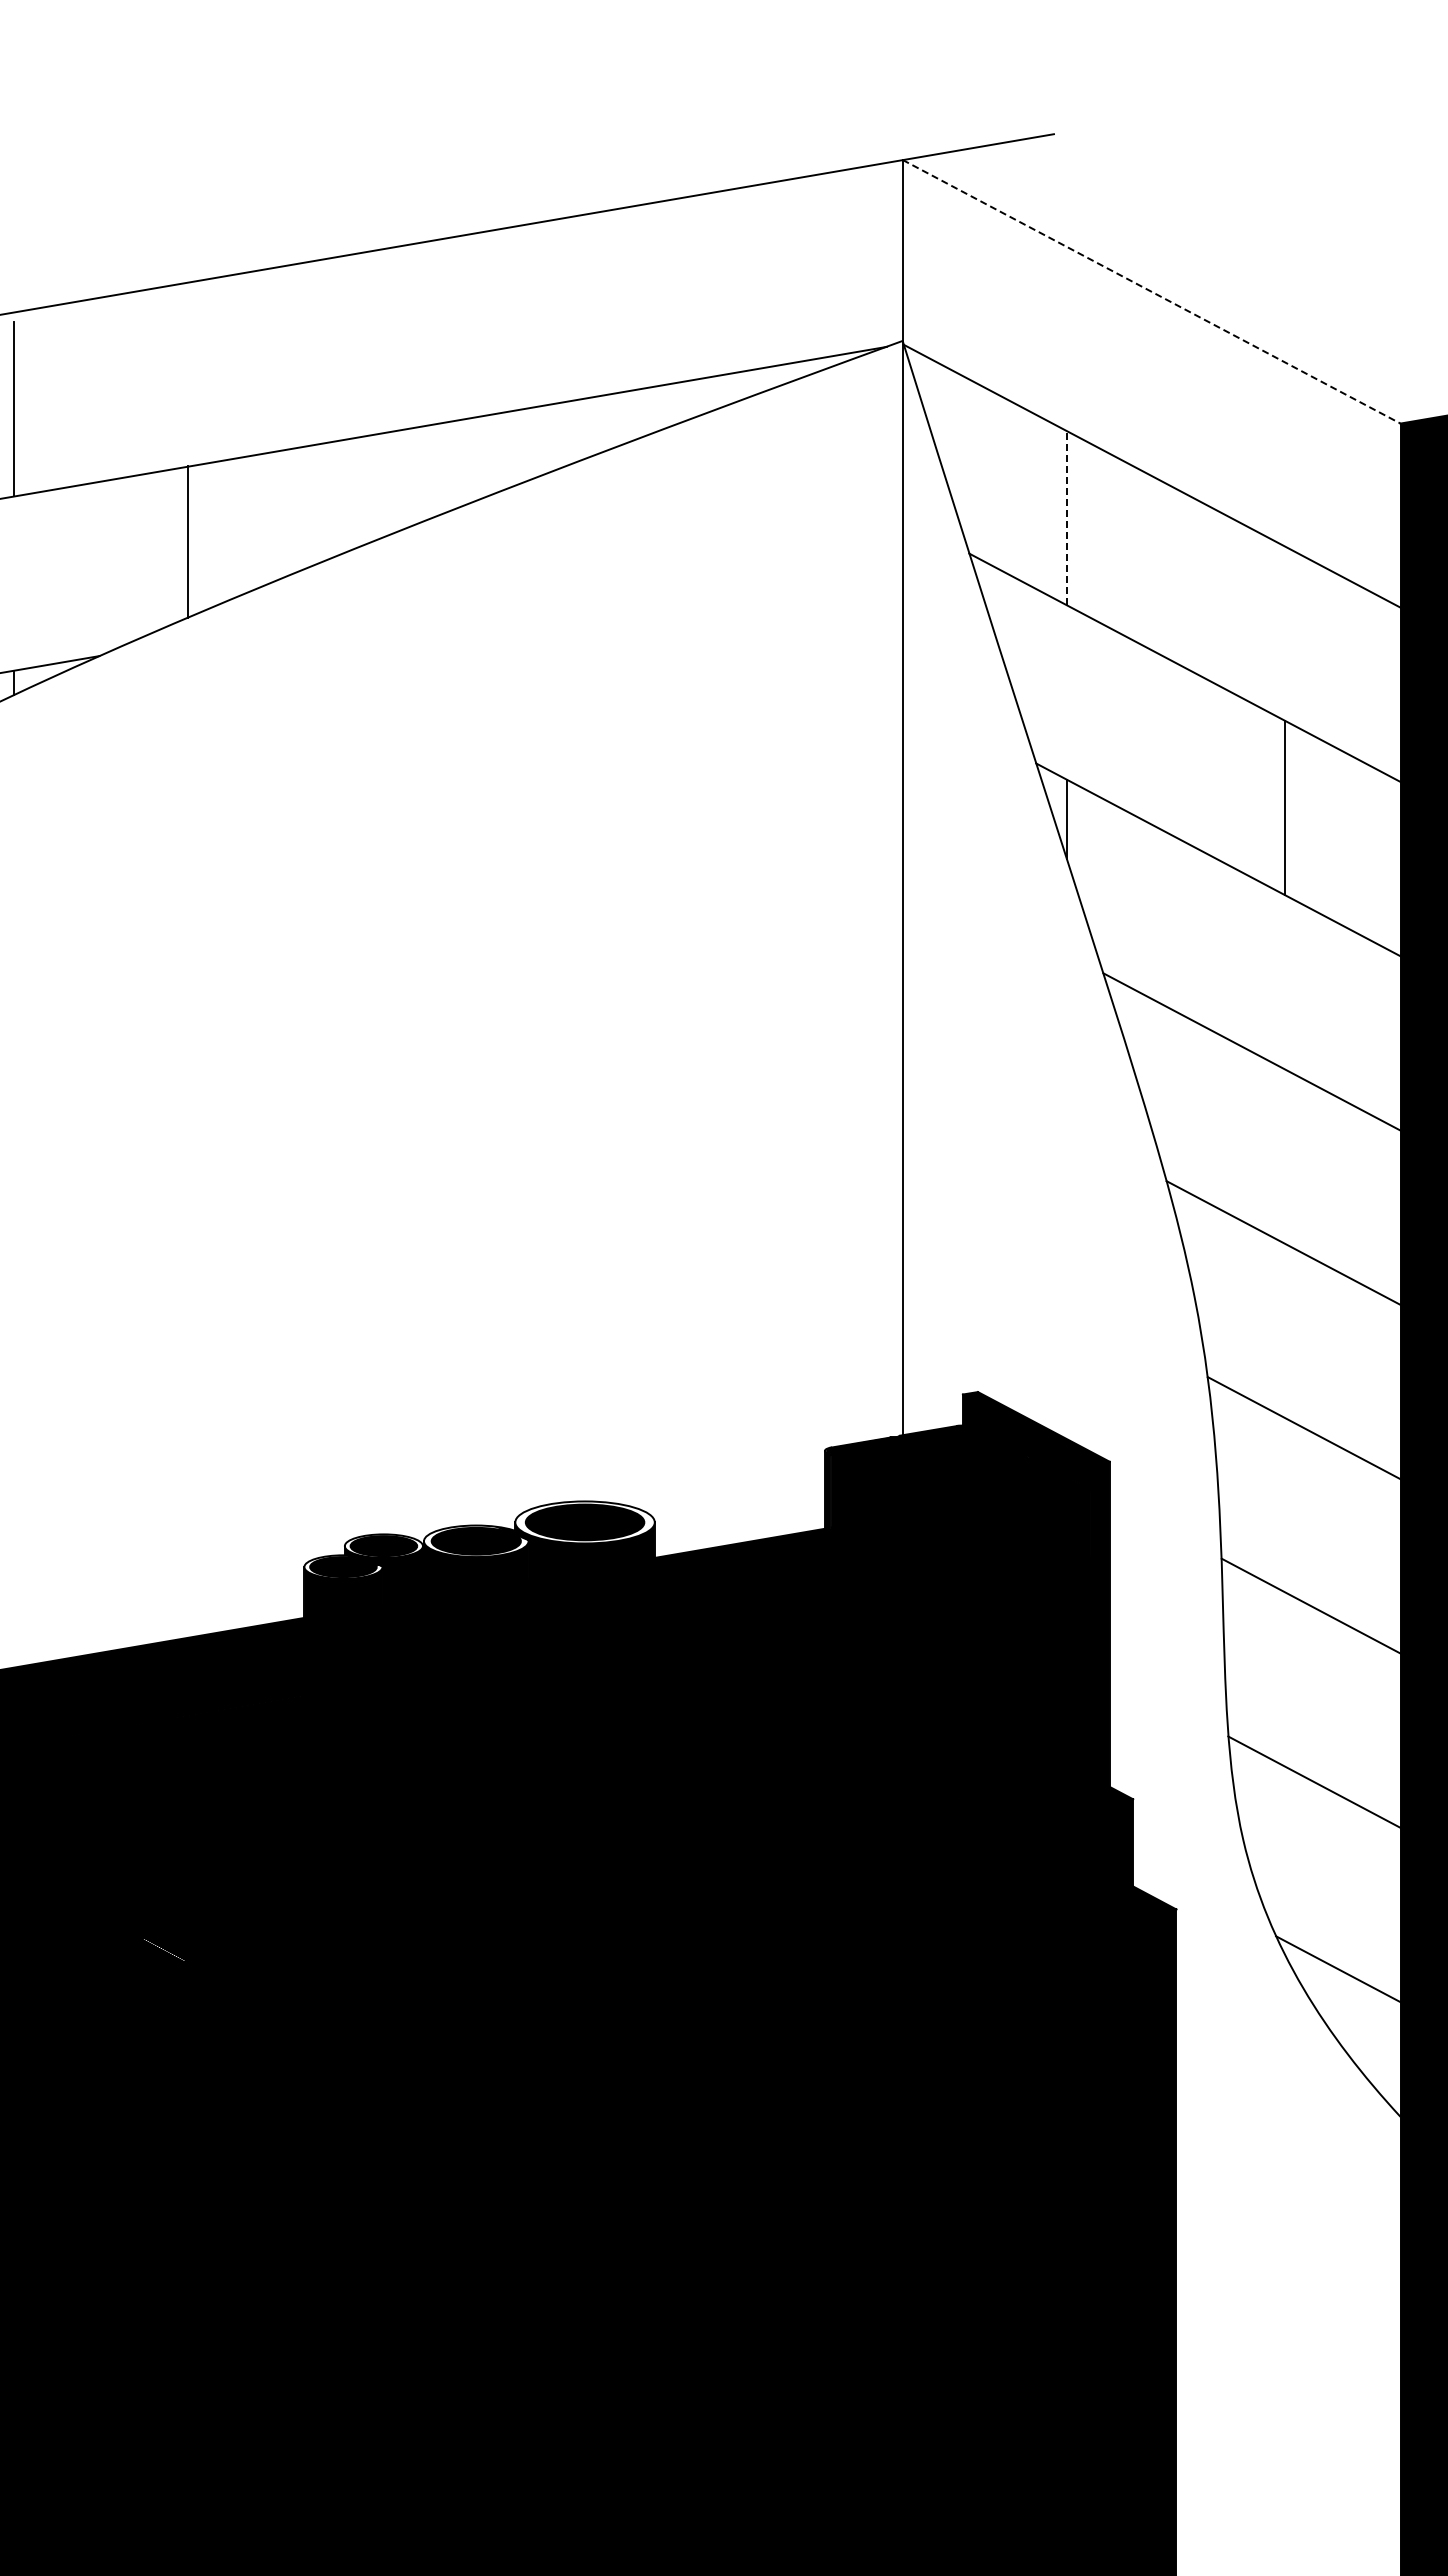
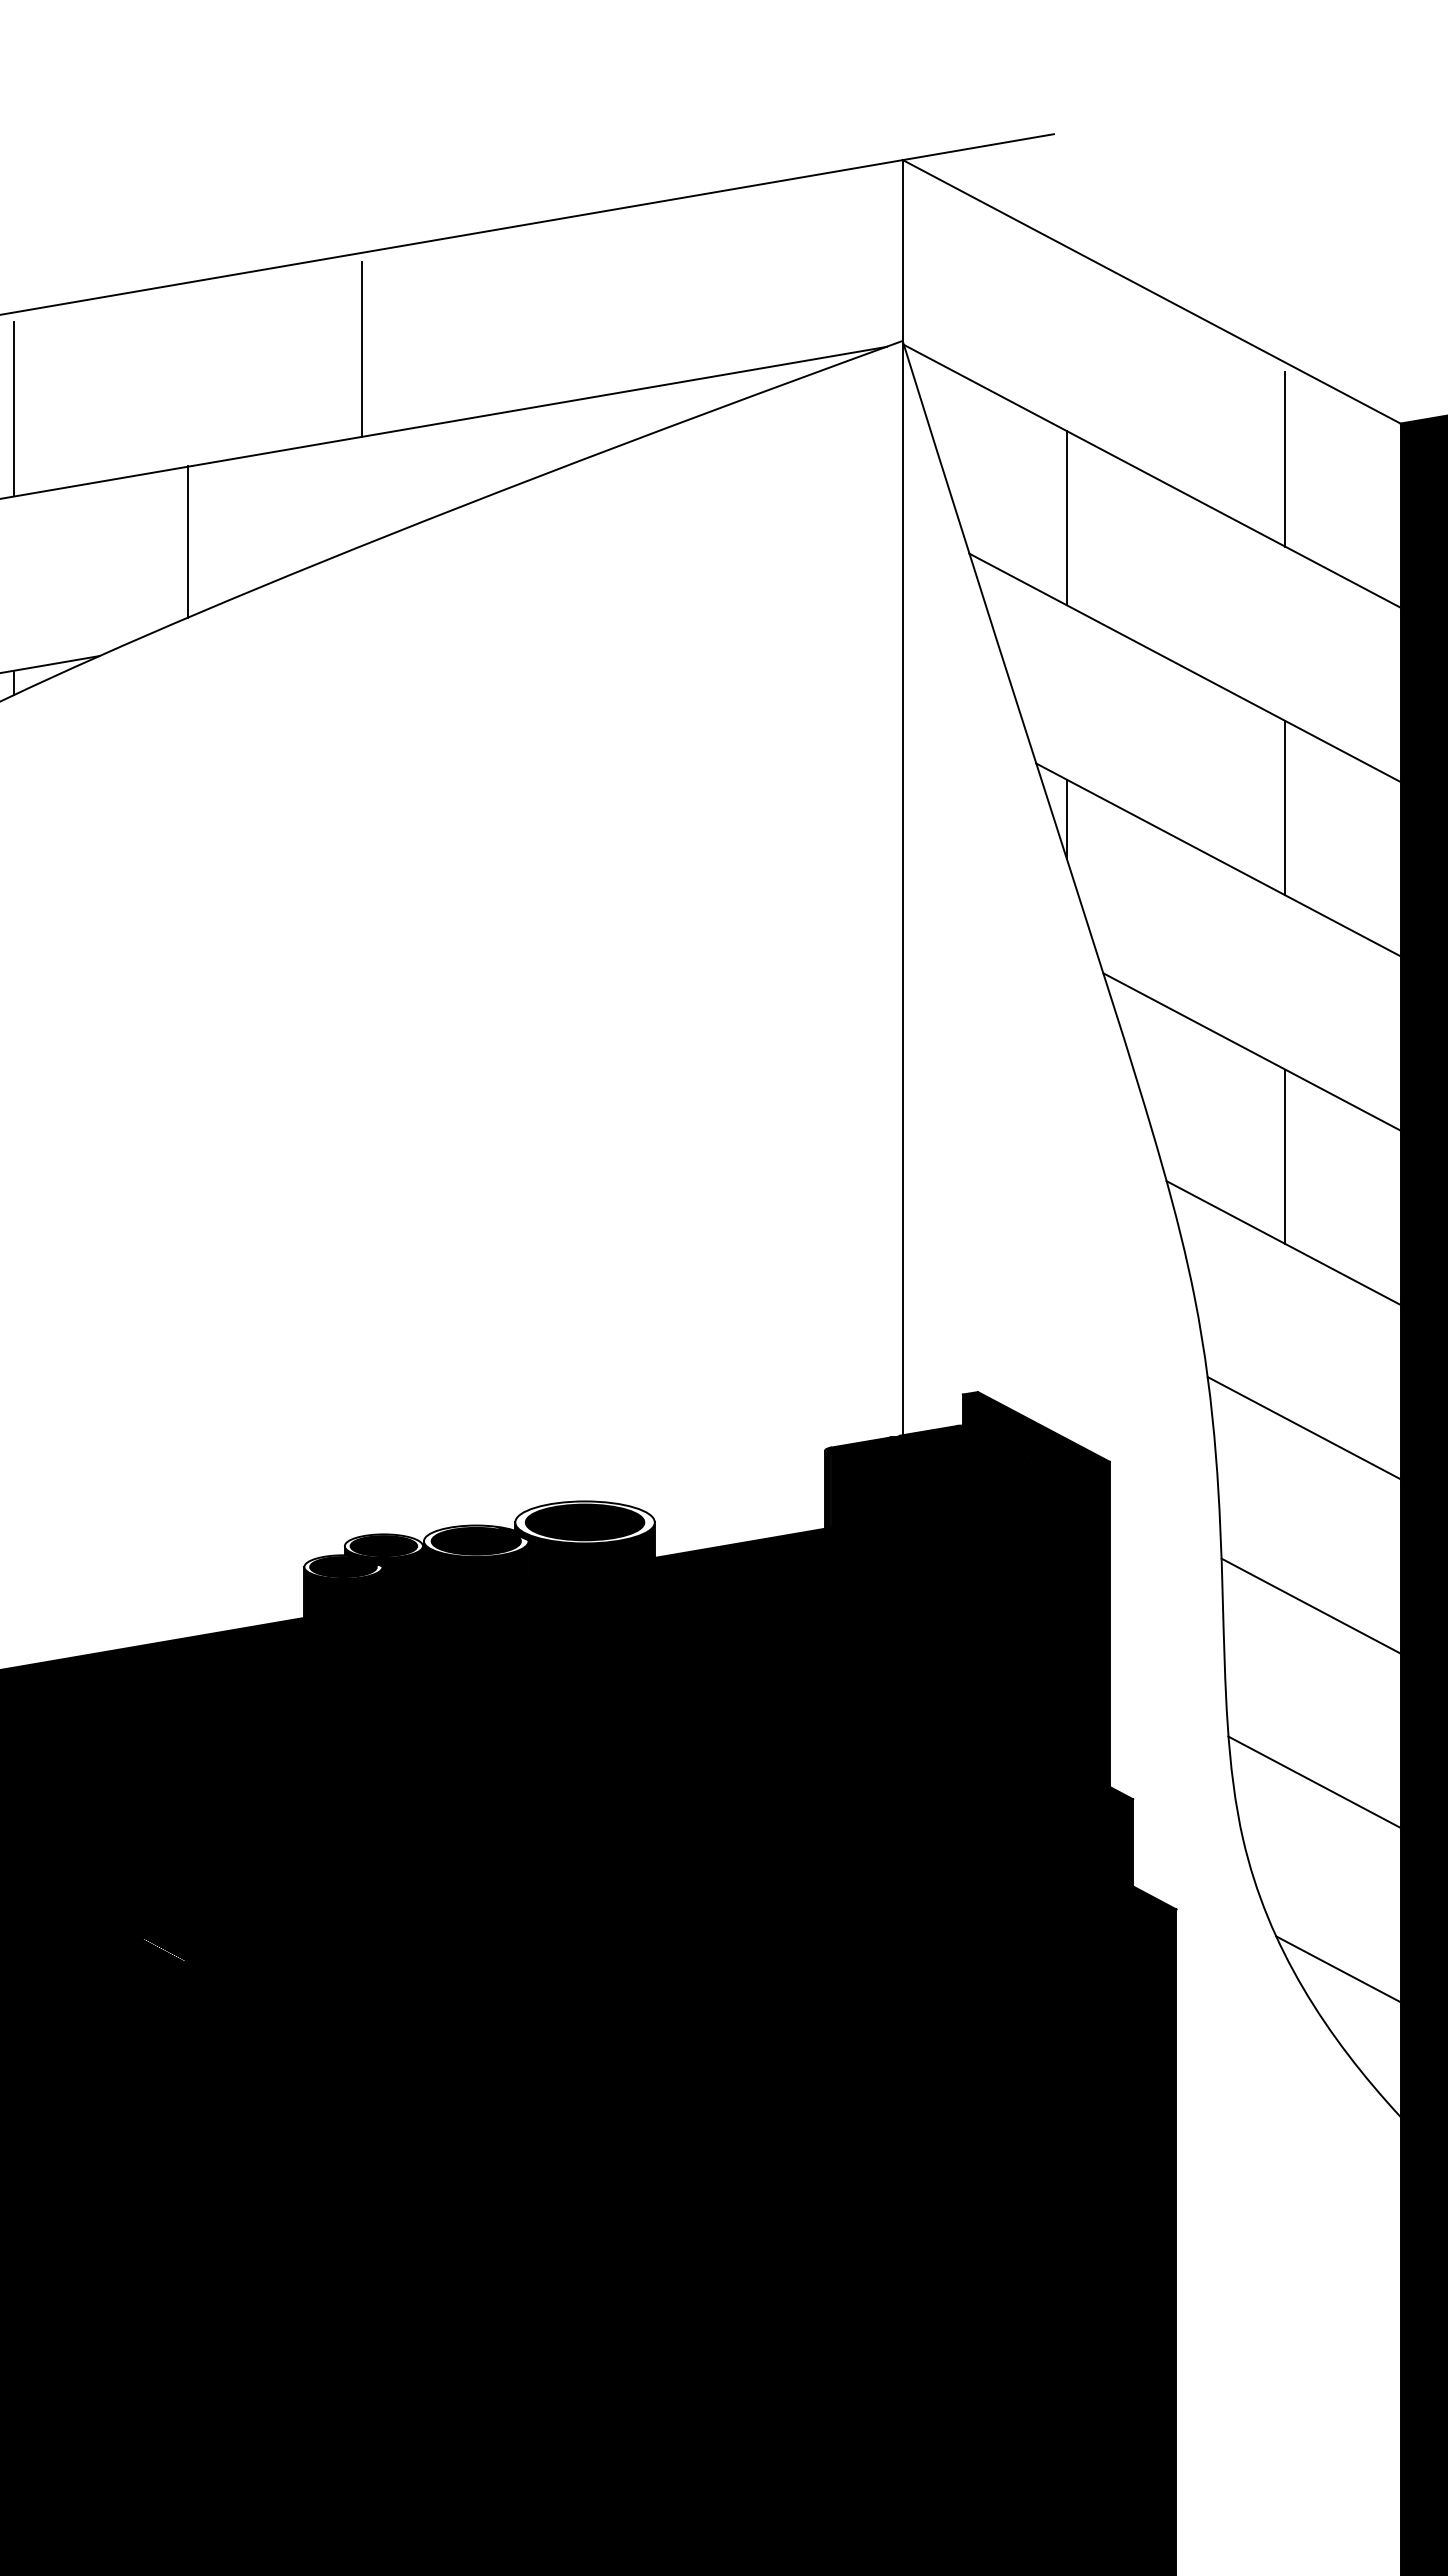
line: dashed -> solid (1151, 291)
line: none -> present (362, 349)
line: none -> present (1285, 459)
line: dashed -> solid (1066, 517)
line: none -> present (1285, 1156)
